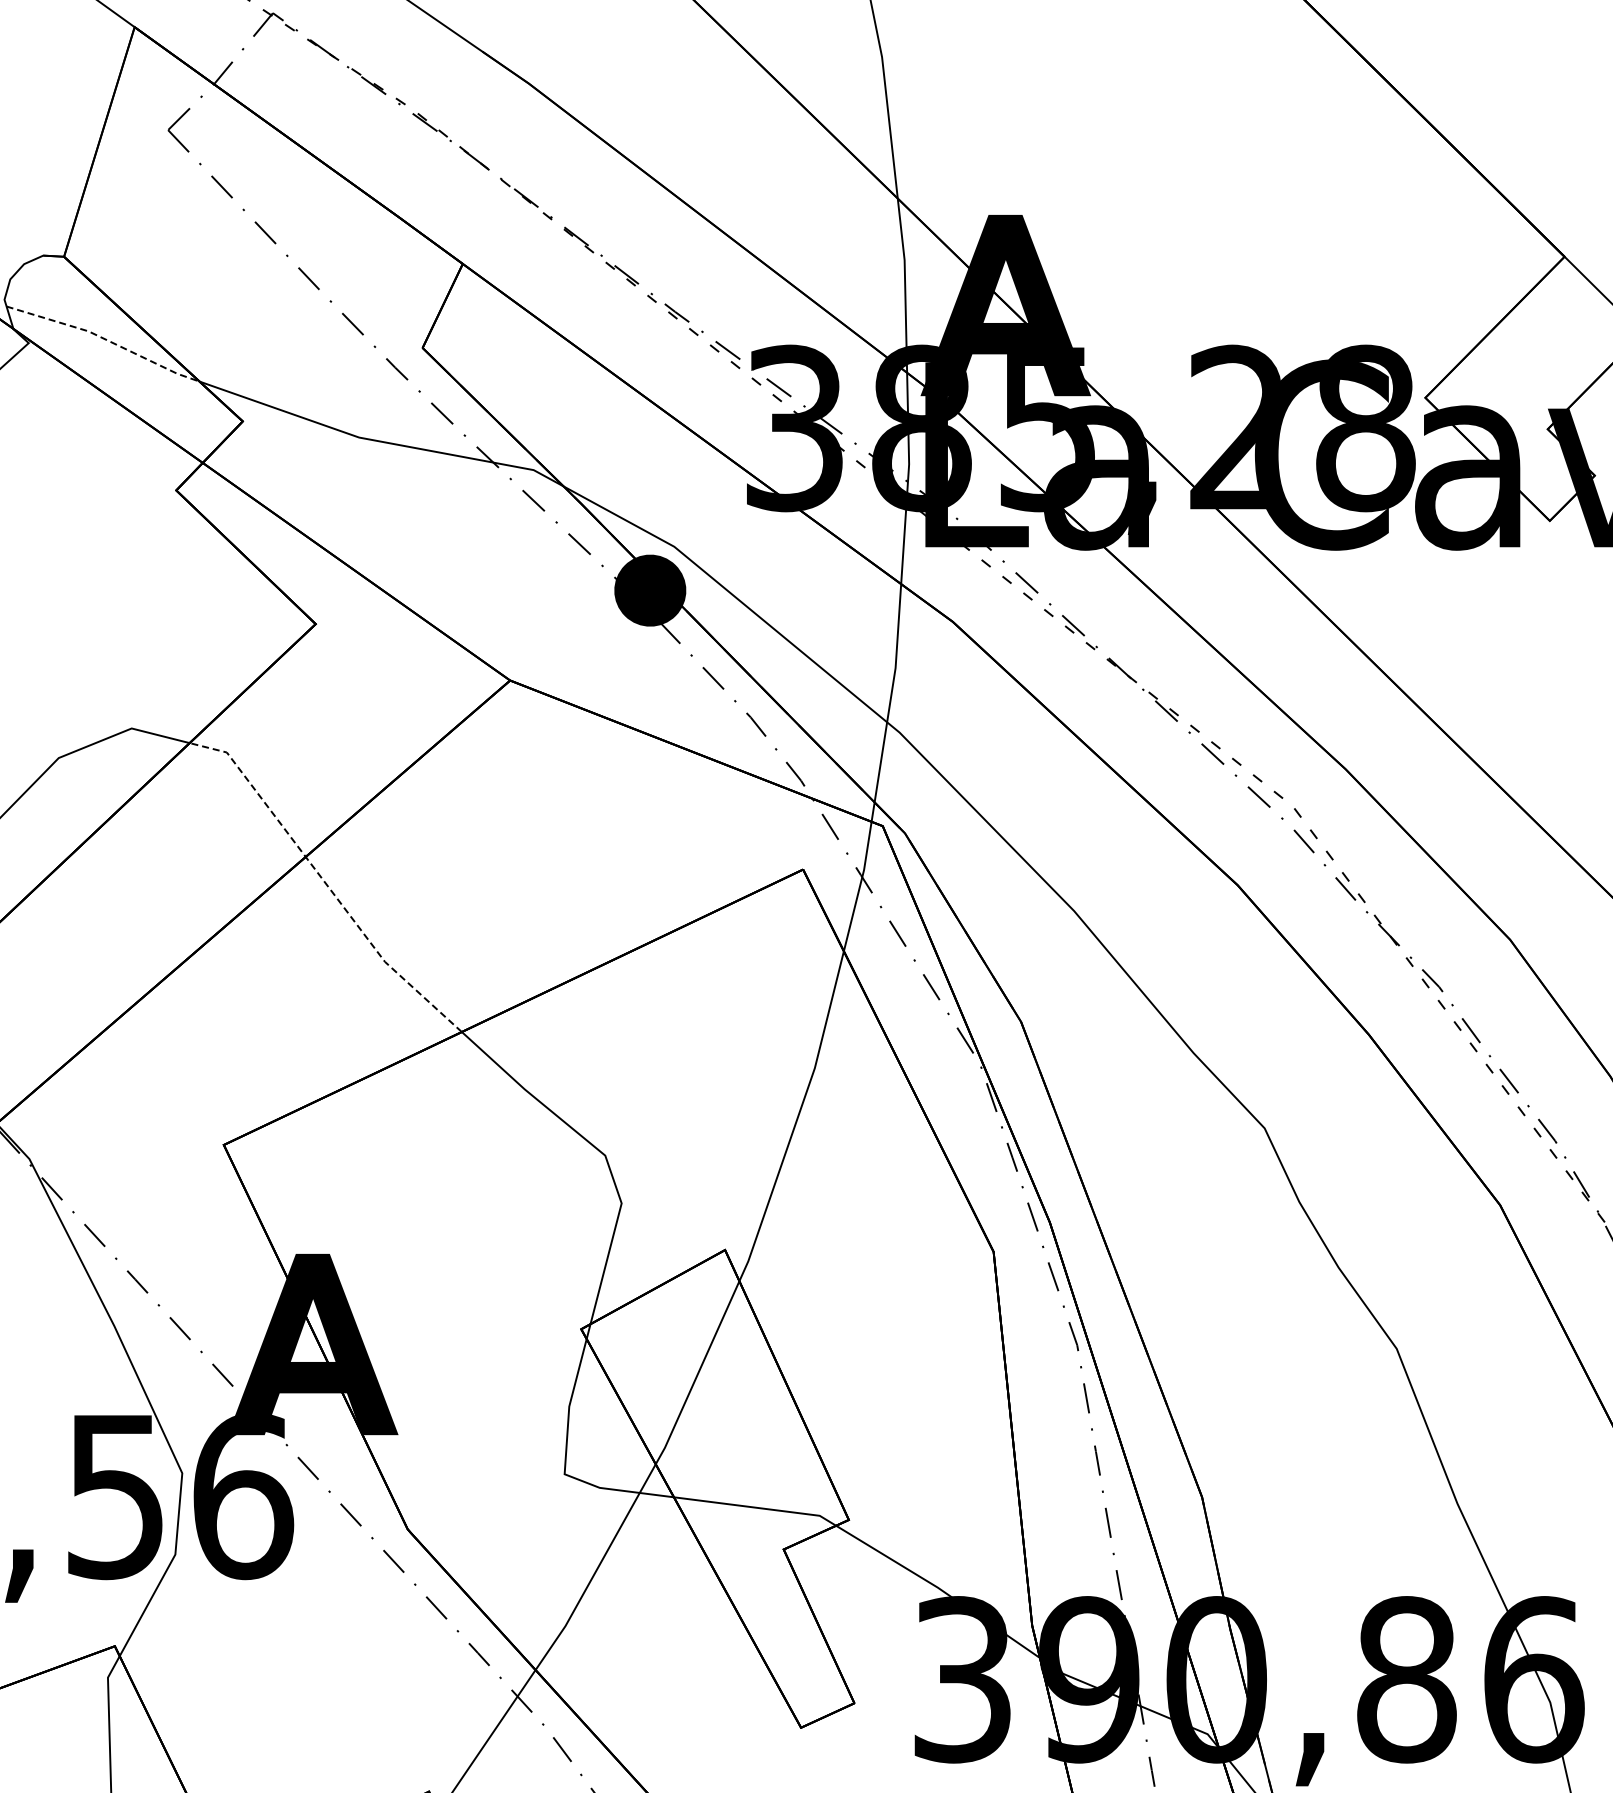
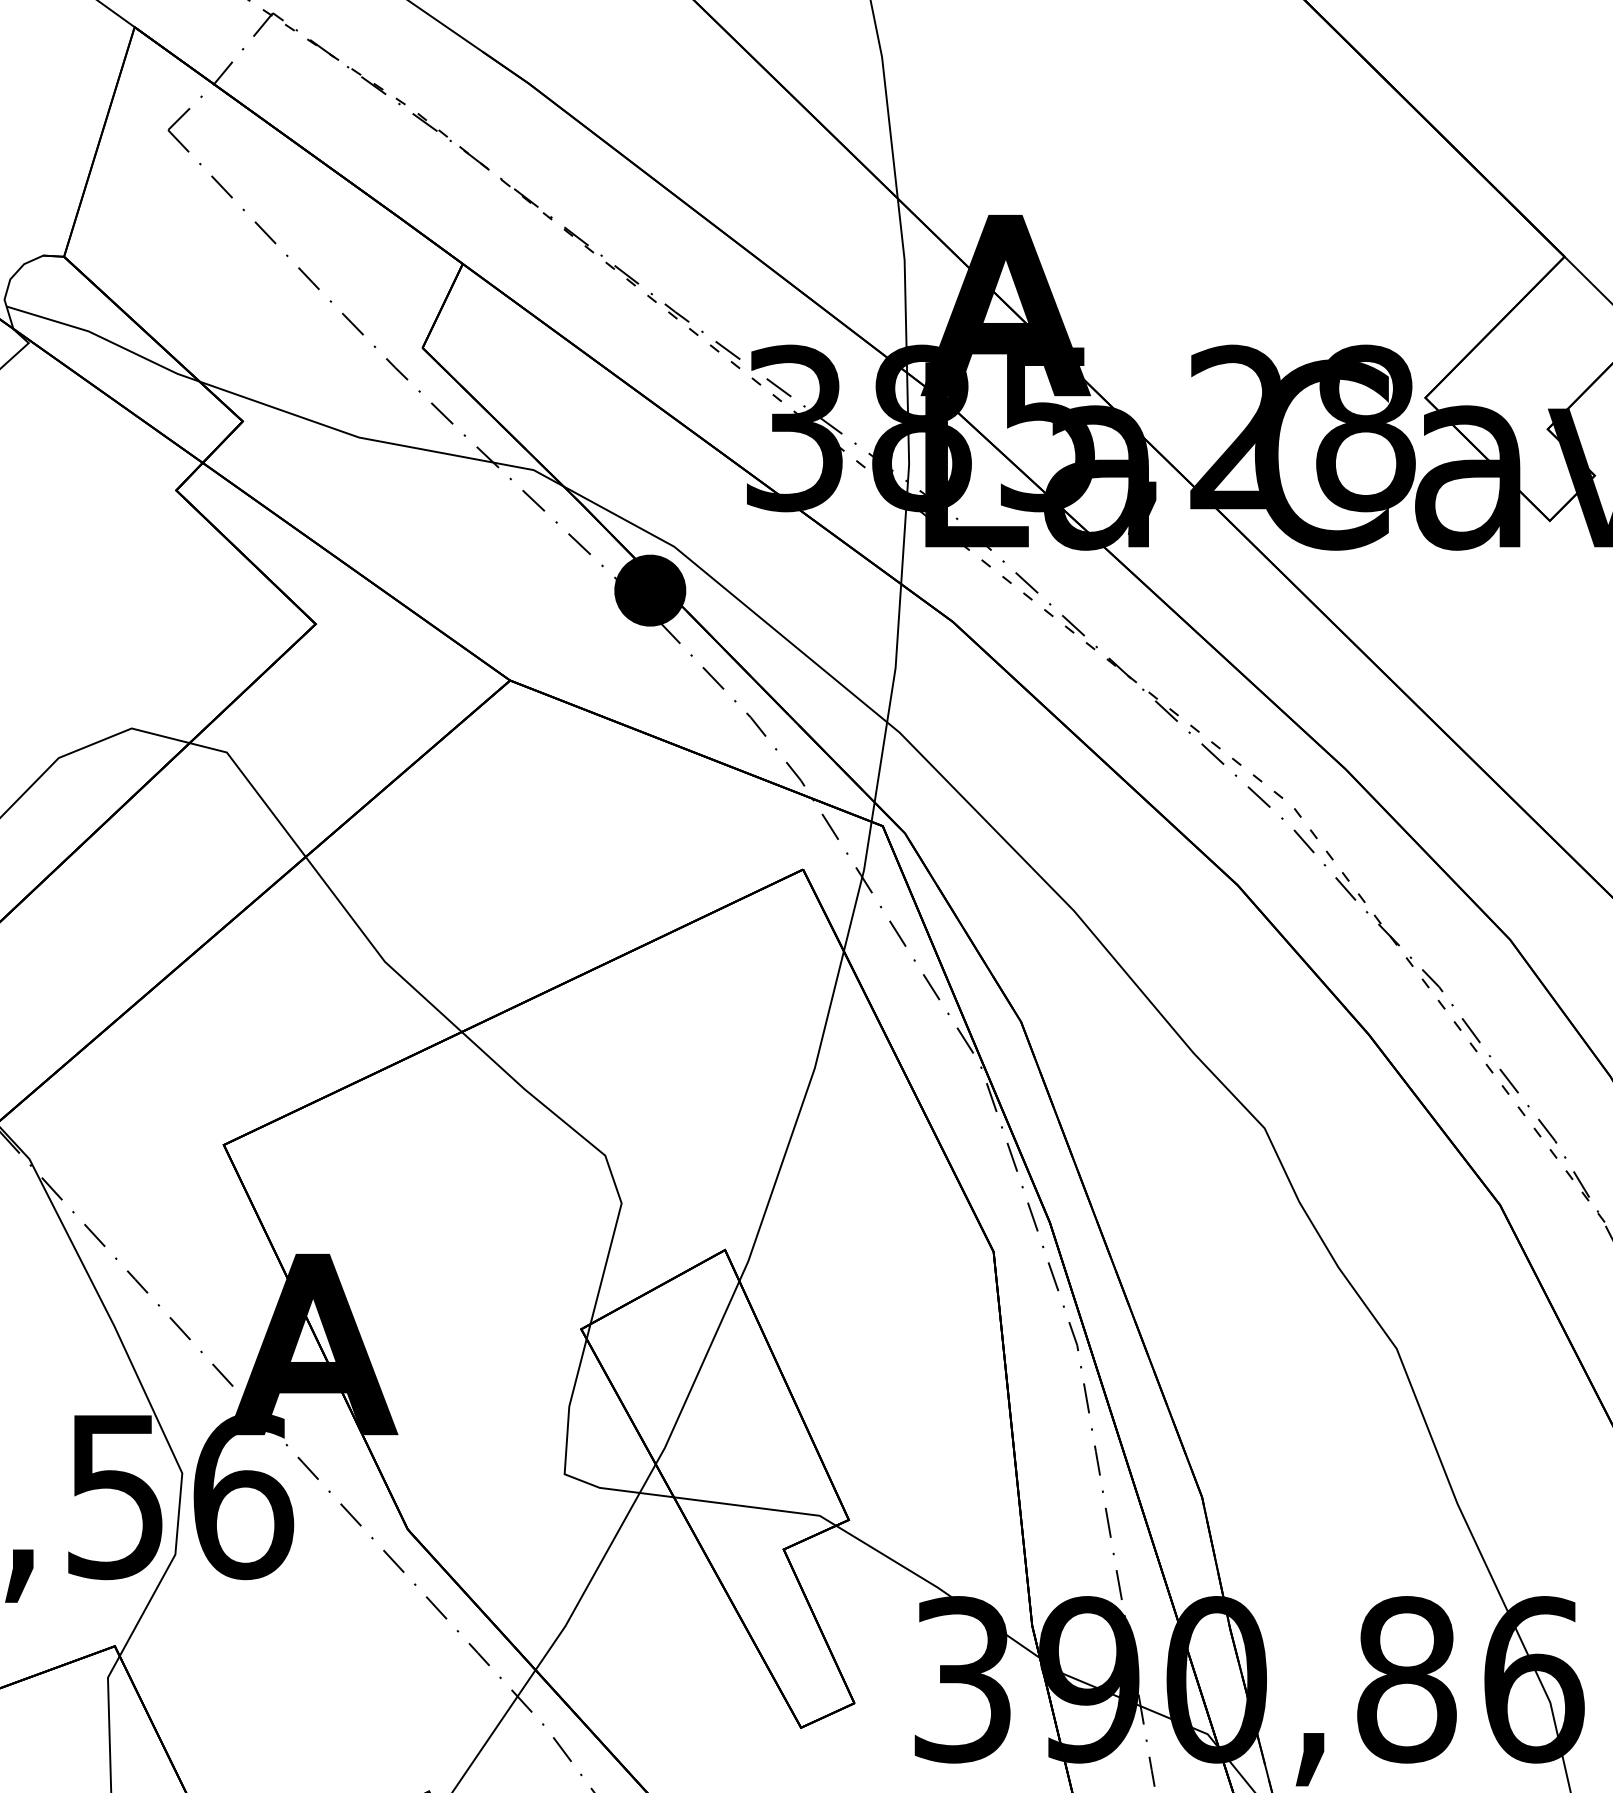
line: dashed -> solid (105, 339)
line: dashed -> solid (325, 883)
